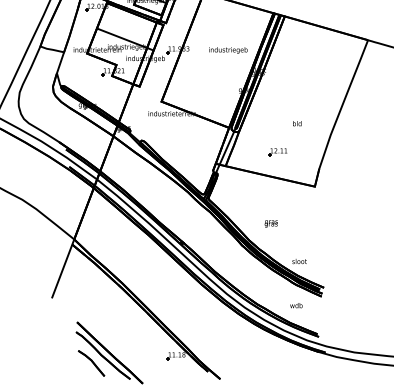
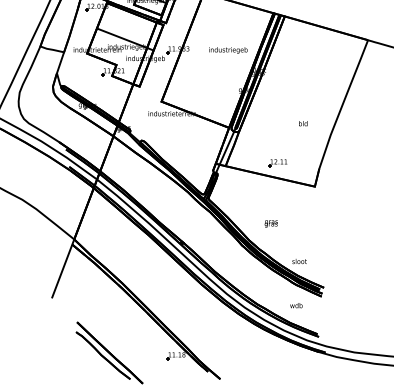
text position: (297, 123) -> (303, 123) (303, 123)
part position: (277, 152) -> (277, 163) (277, 163)
part: present -> none (91, 363)
